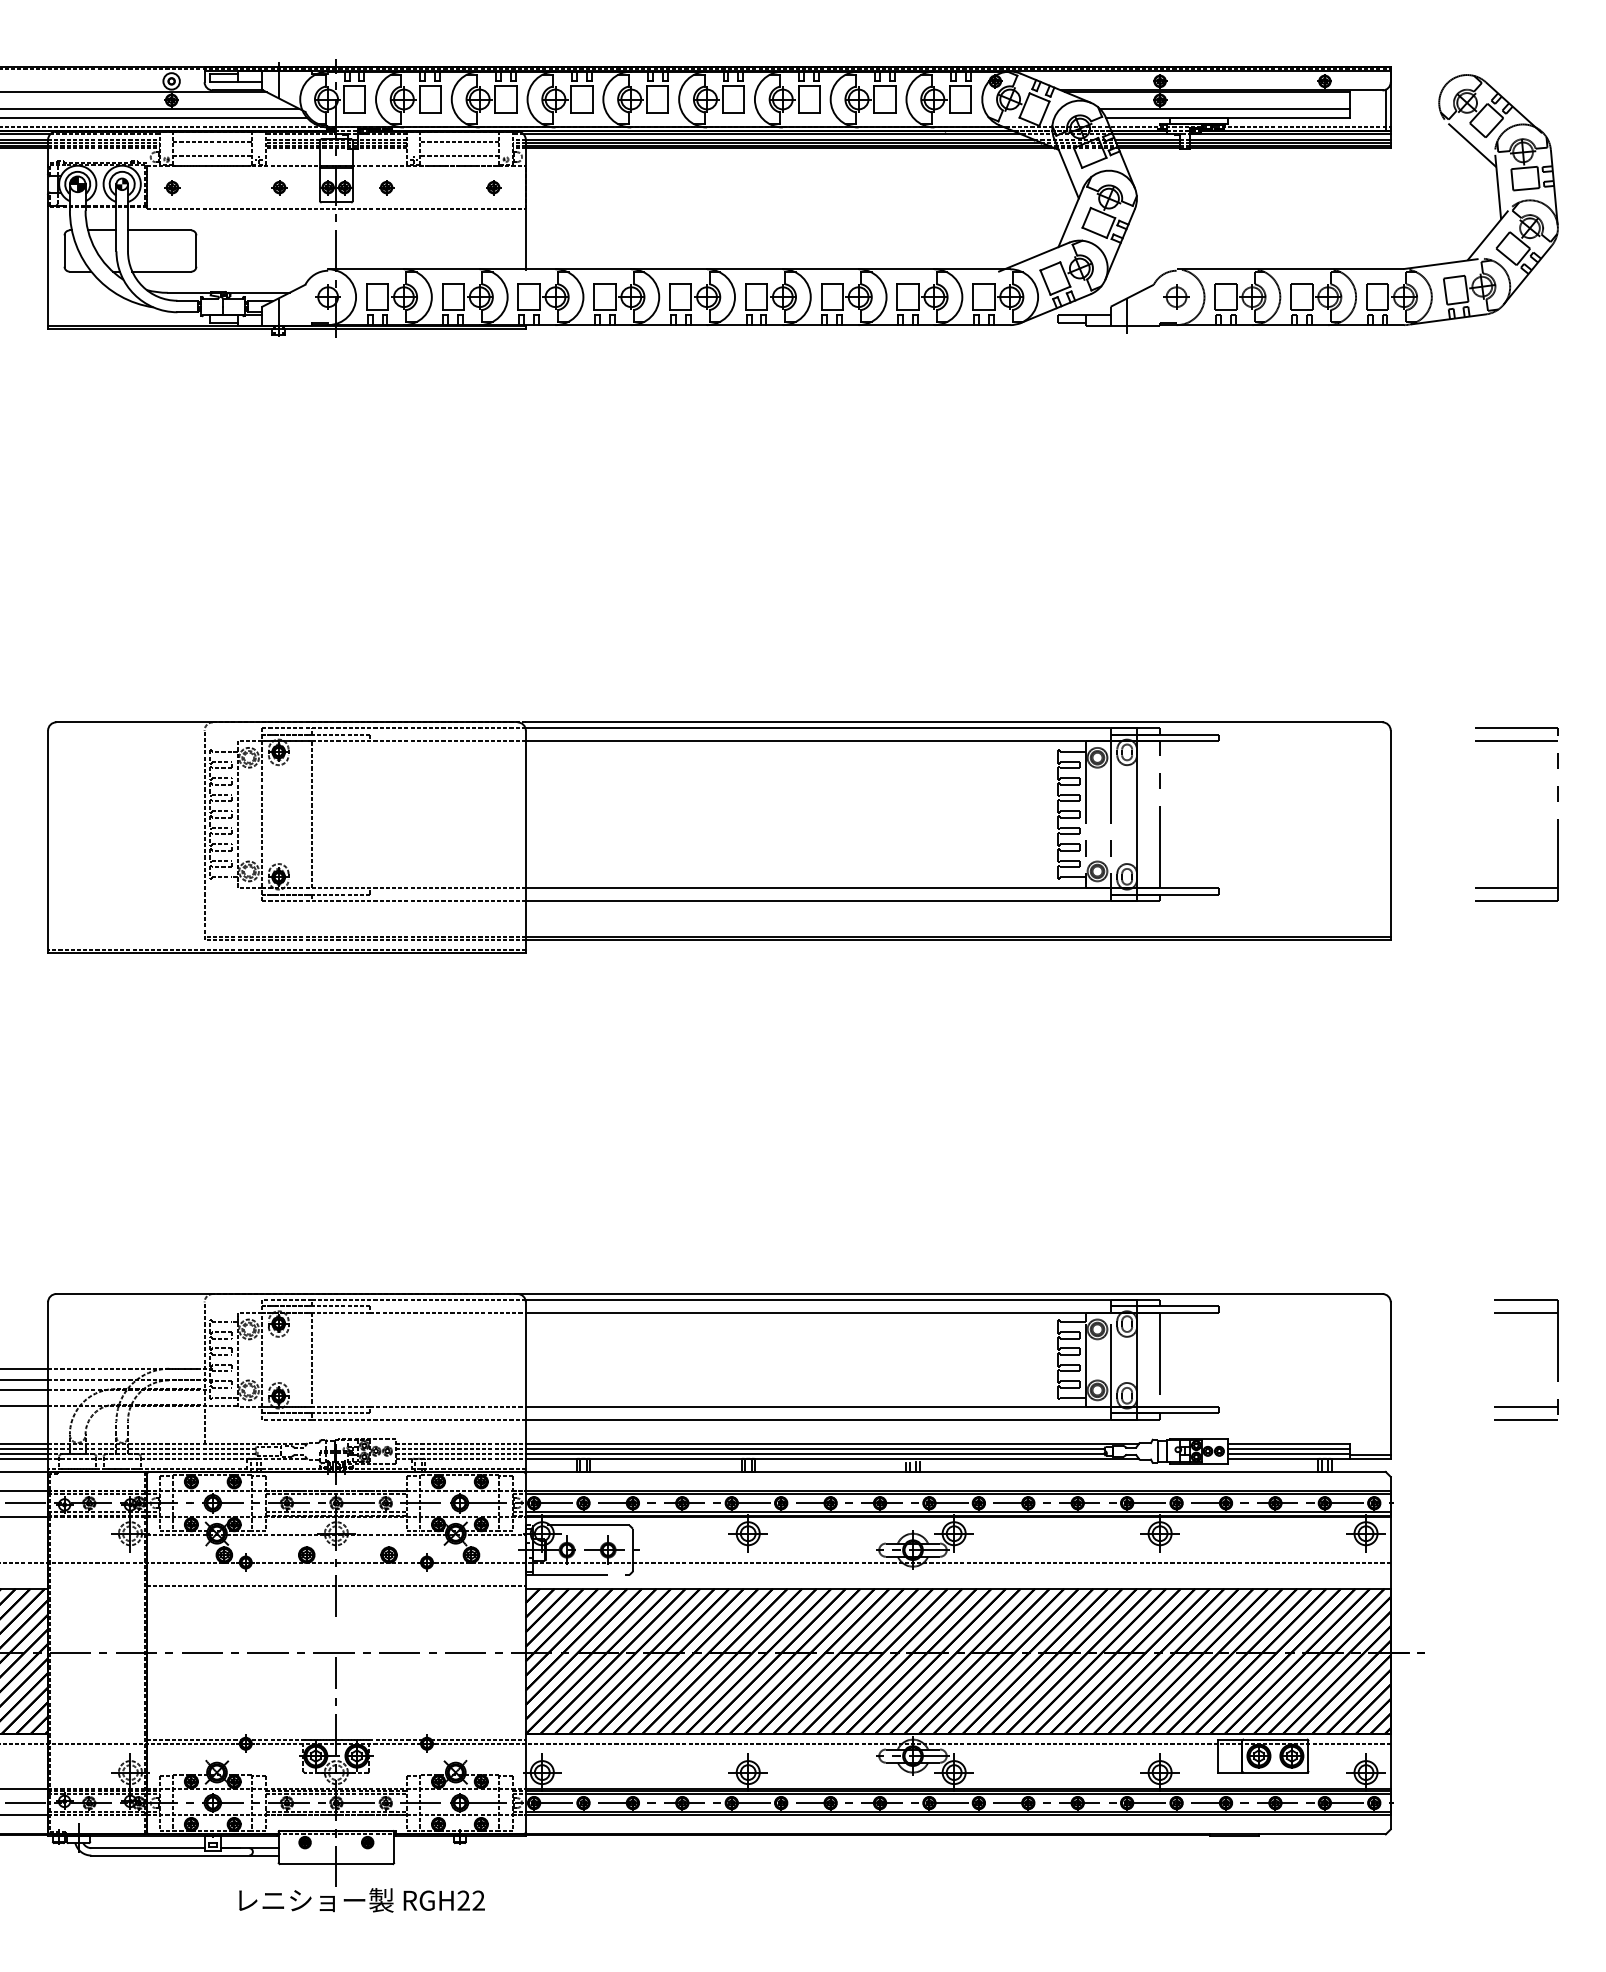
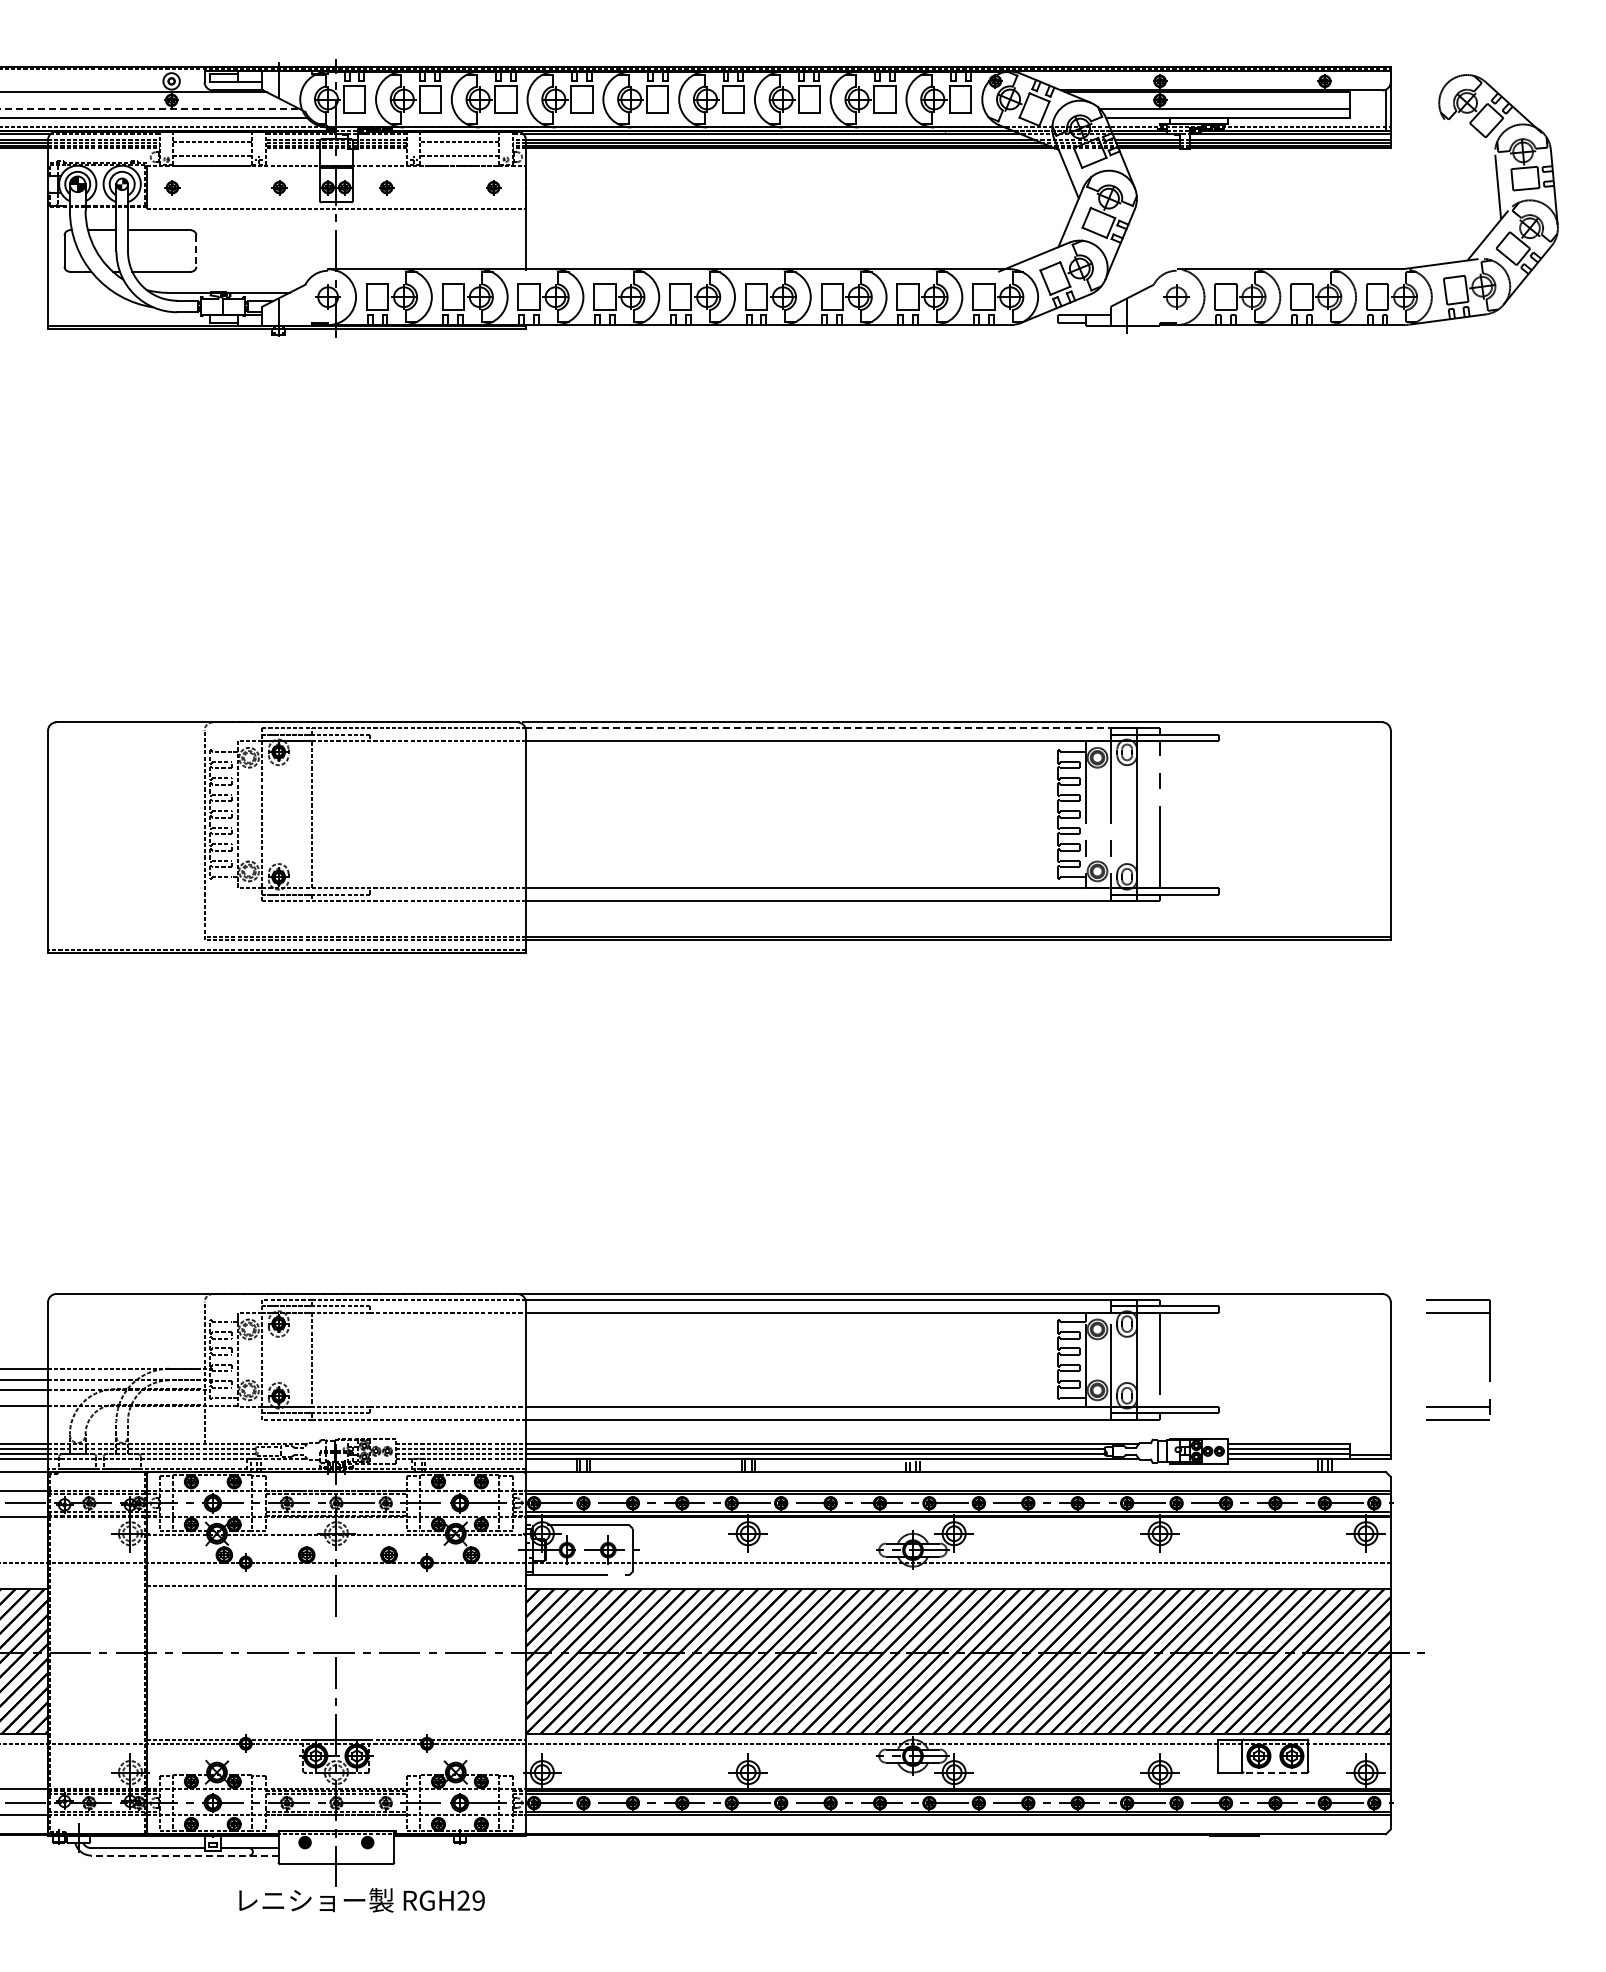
line: solid -> dashed (149, 108)
line: present -> none (1472, 145)
line: solid -> dashed (196, 251)
line: solid -> dashed (831, 728)
part: present -> none (1557, 819)
part position: (1557, 1359) -> (1489, 1359) (1489, 1359)
line: solid -> dashed (1274, 1772)
line: solid -> dashed (185, 1855)
text: RGH22 -> RGH29 (478, 1900)
